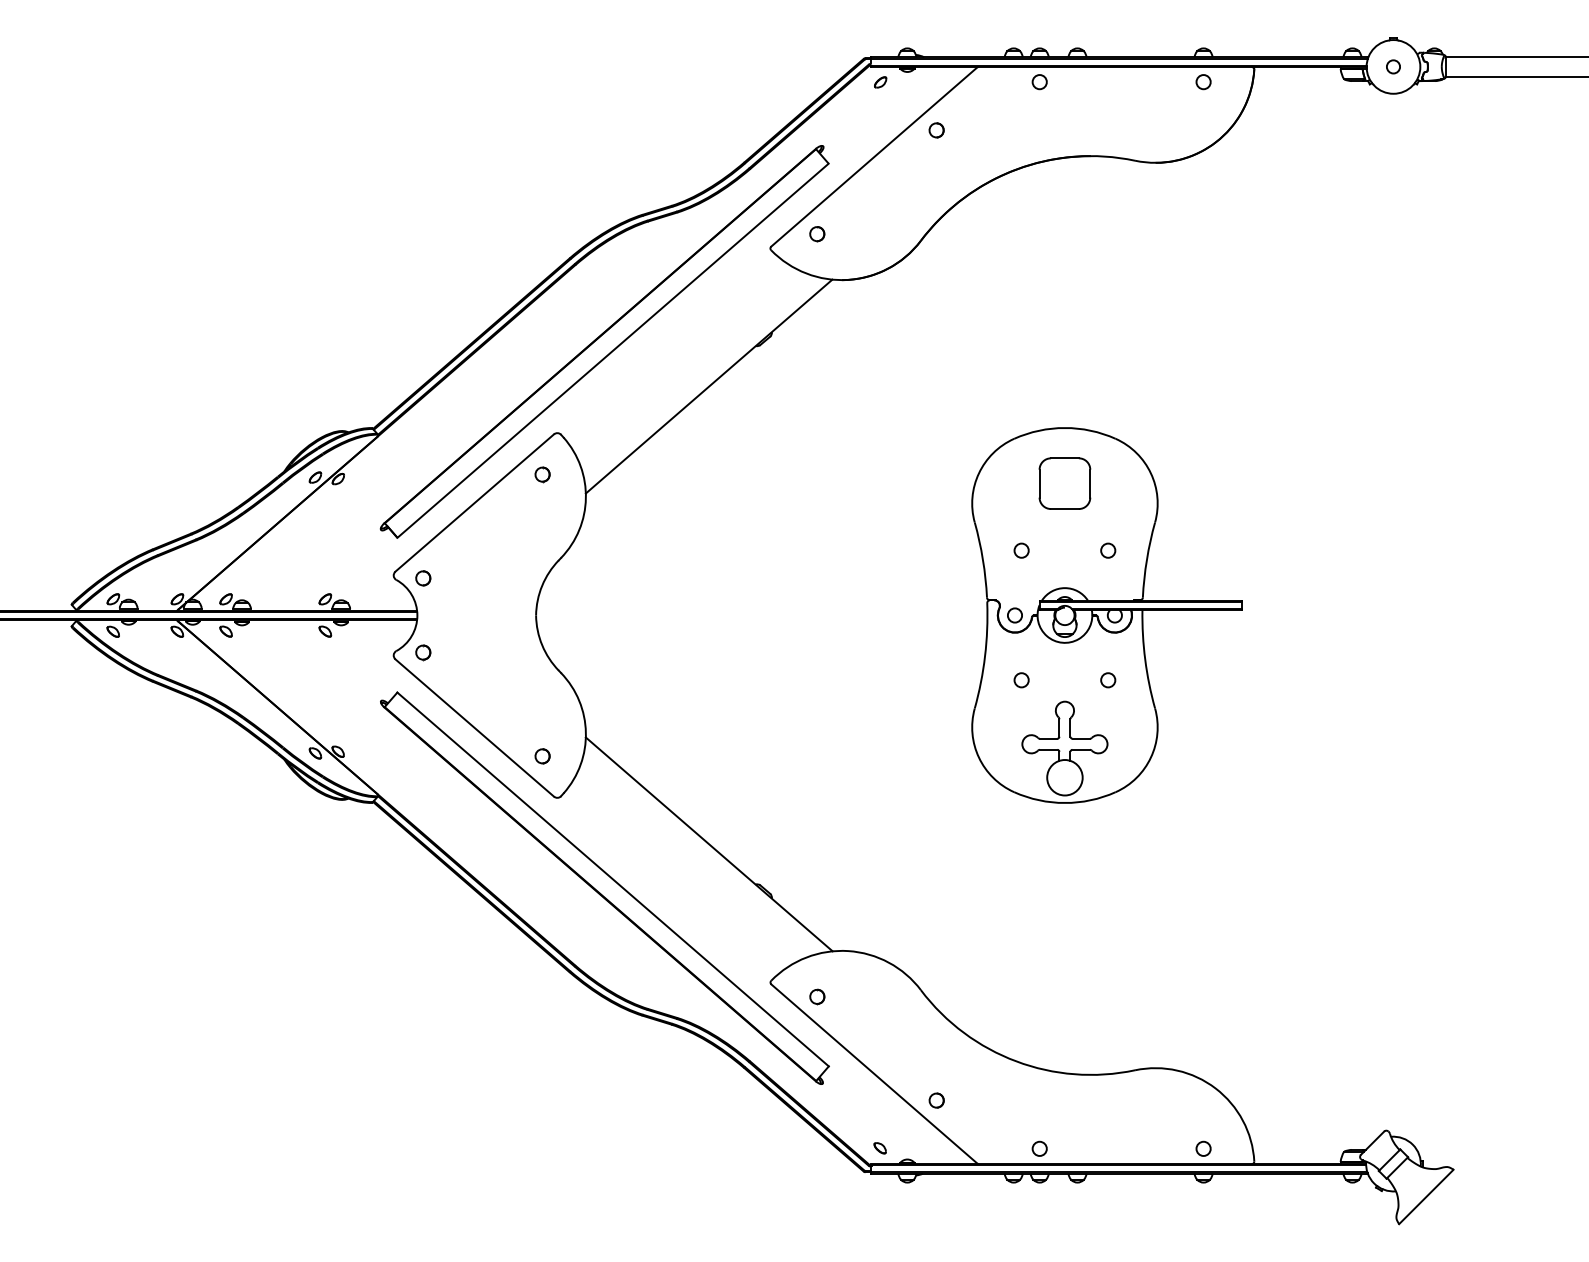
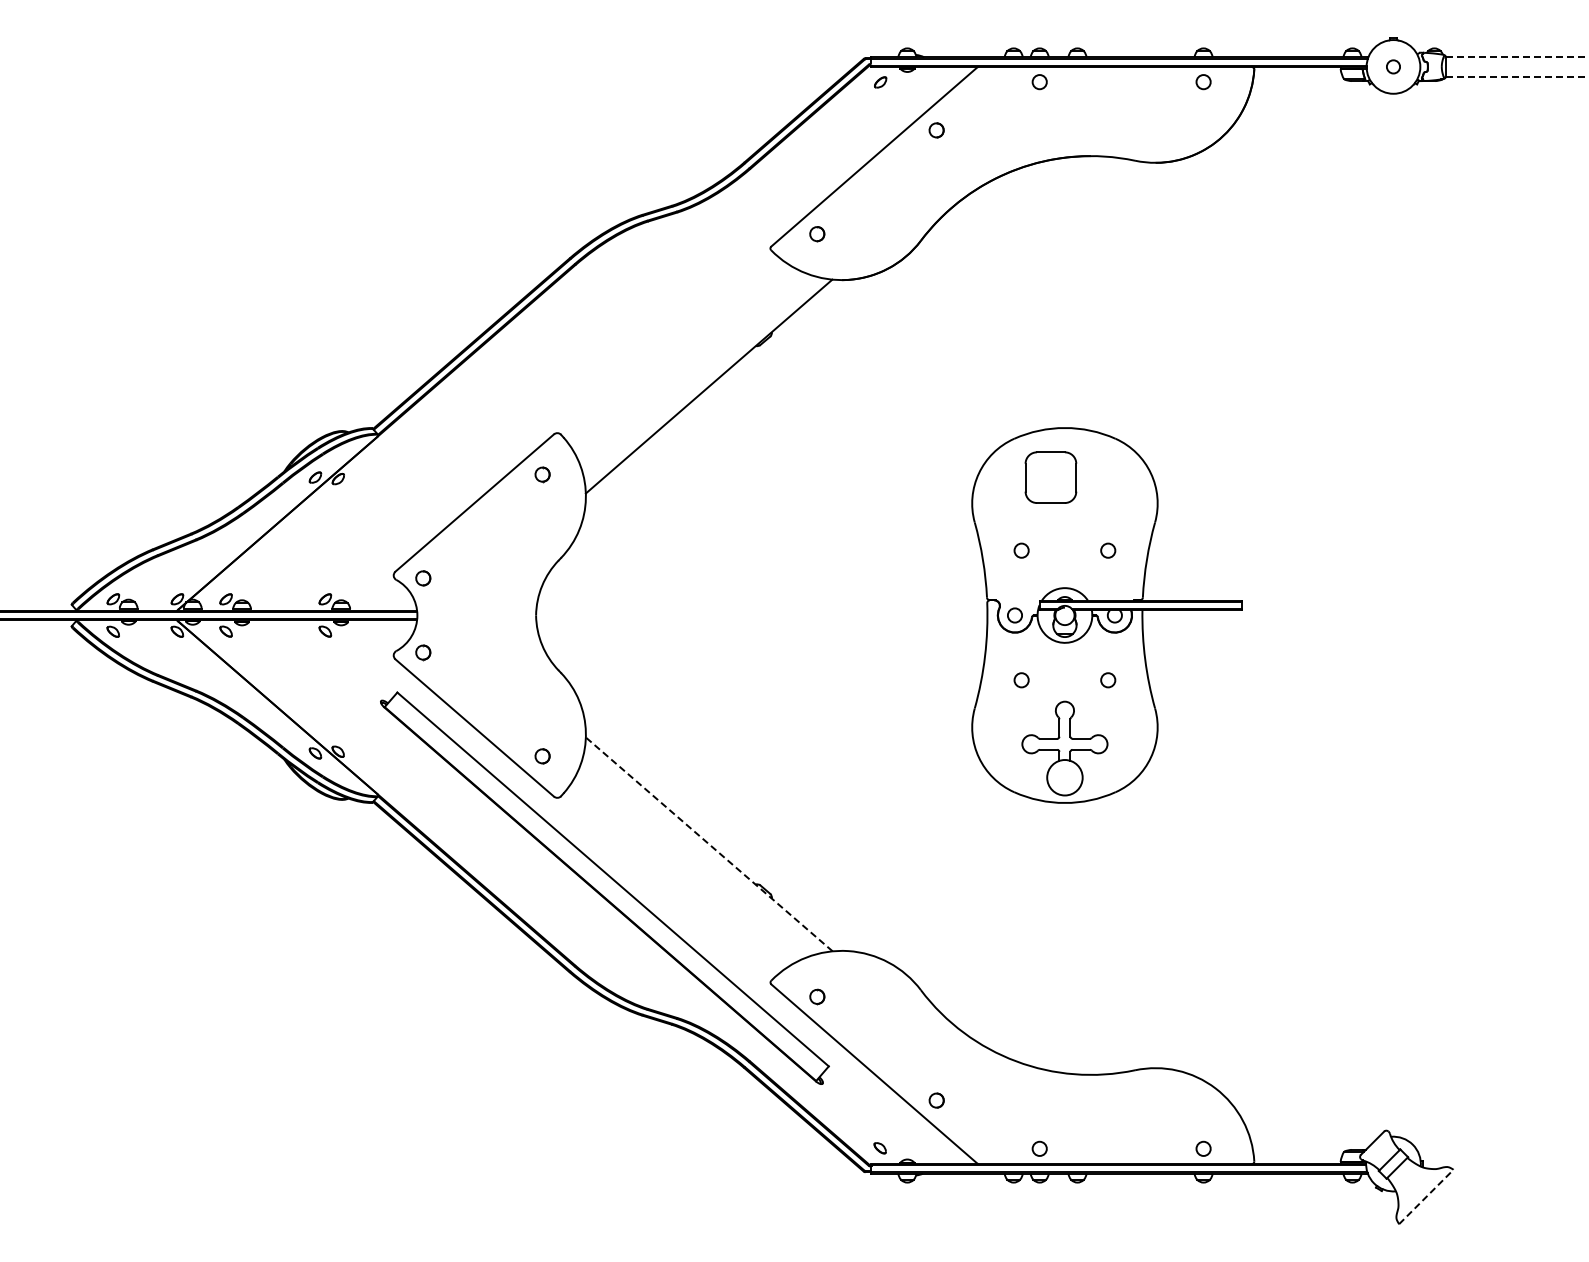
line: solid -> dashed (1518, 57)
line: solid -> dashed (1518, 76)
part: present -> none (604, 341)
part position: (1064, 483) -> (1050, 477) (1050, 477)
line: solid -> dashed (708, 844)
line: solid -> dashed (1426, 1196)
